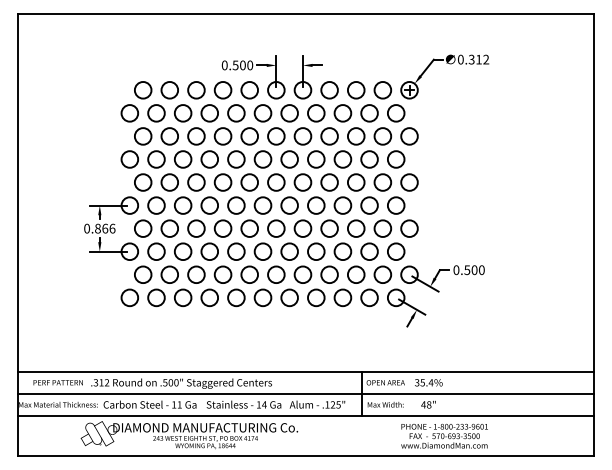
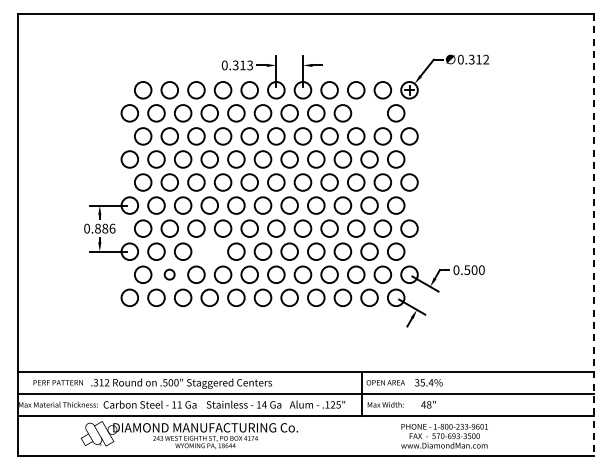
text: 0.500 -> 0.313 (243, 65)
circle: present -> none (369, 113)
text: 0.866 -> 0.886 (105, 228)
line: solid -> dashed (593, 235)
circle: present -> none (209, 251)
circle size: 19x19 px -> 13x13 px (169, 274)
